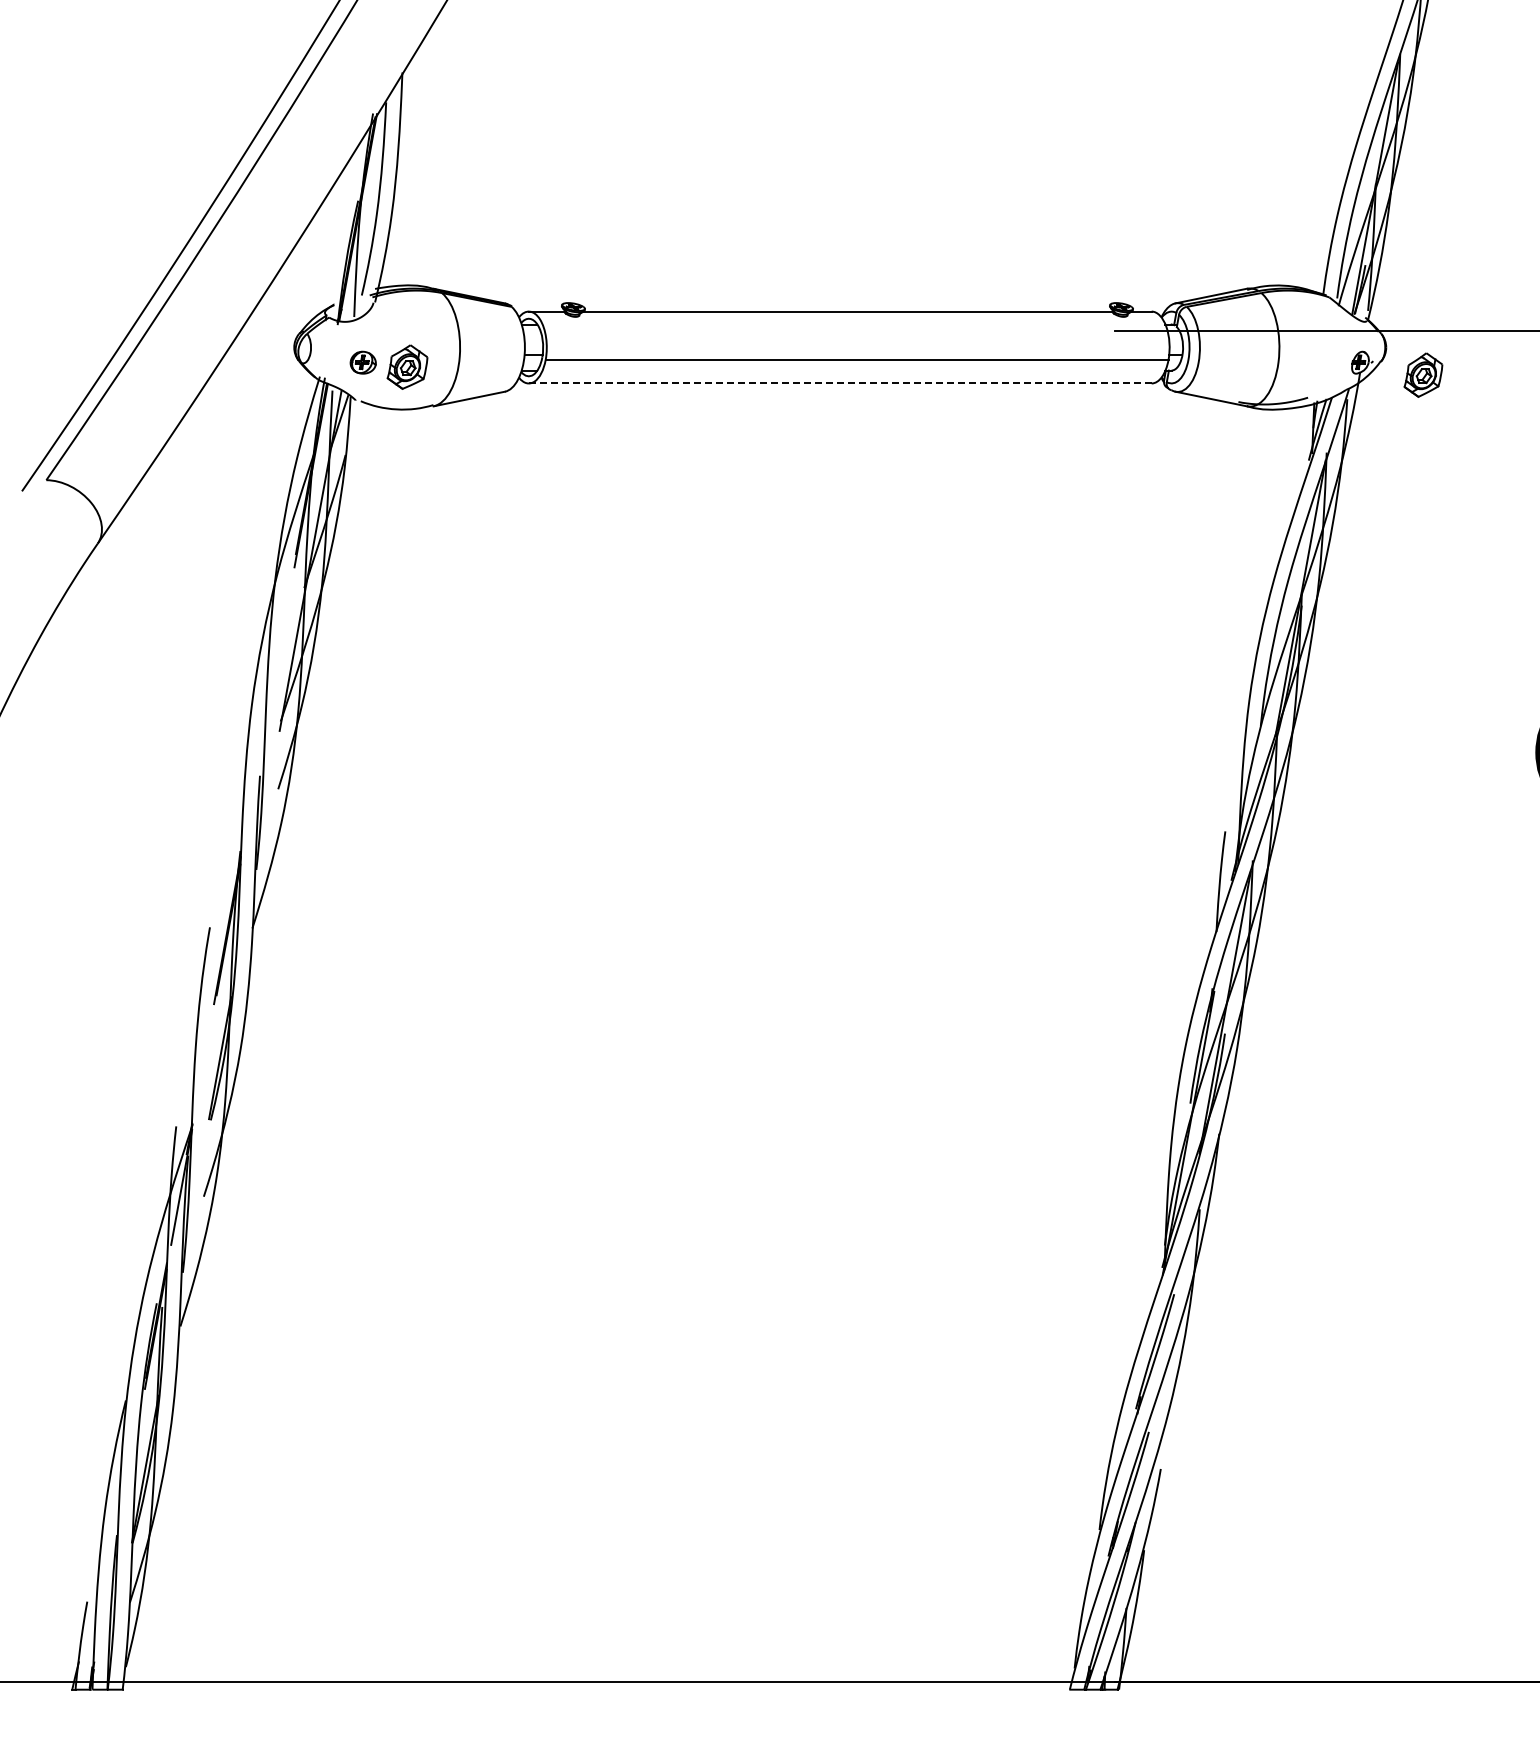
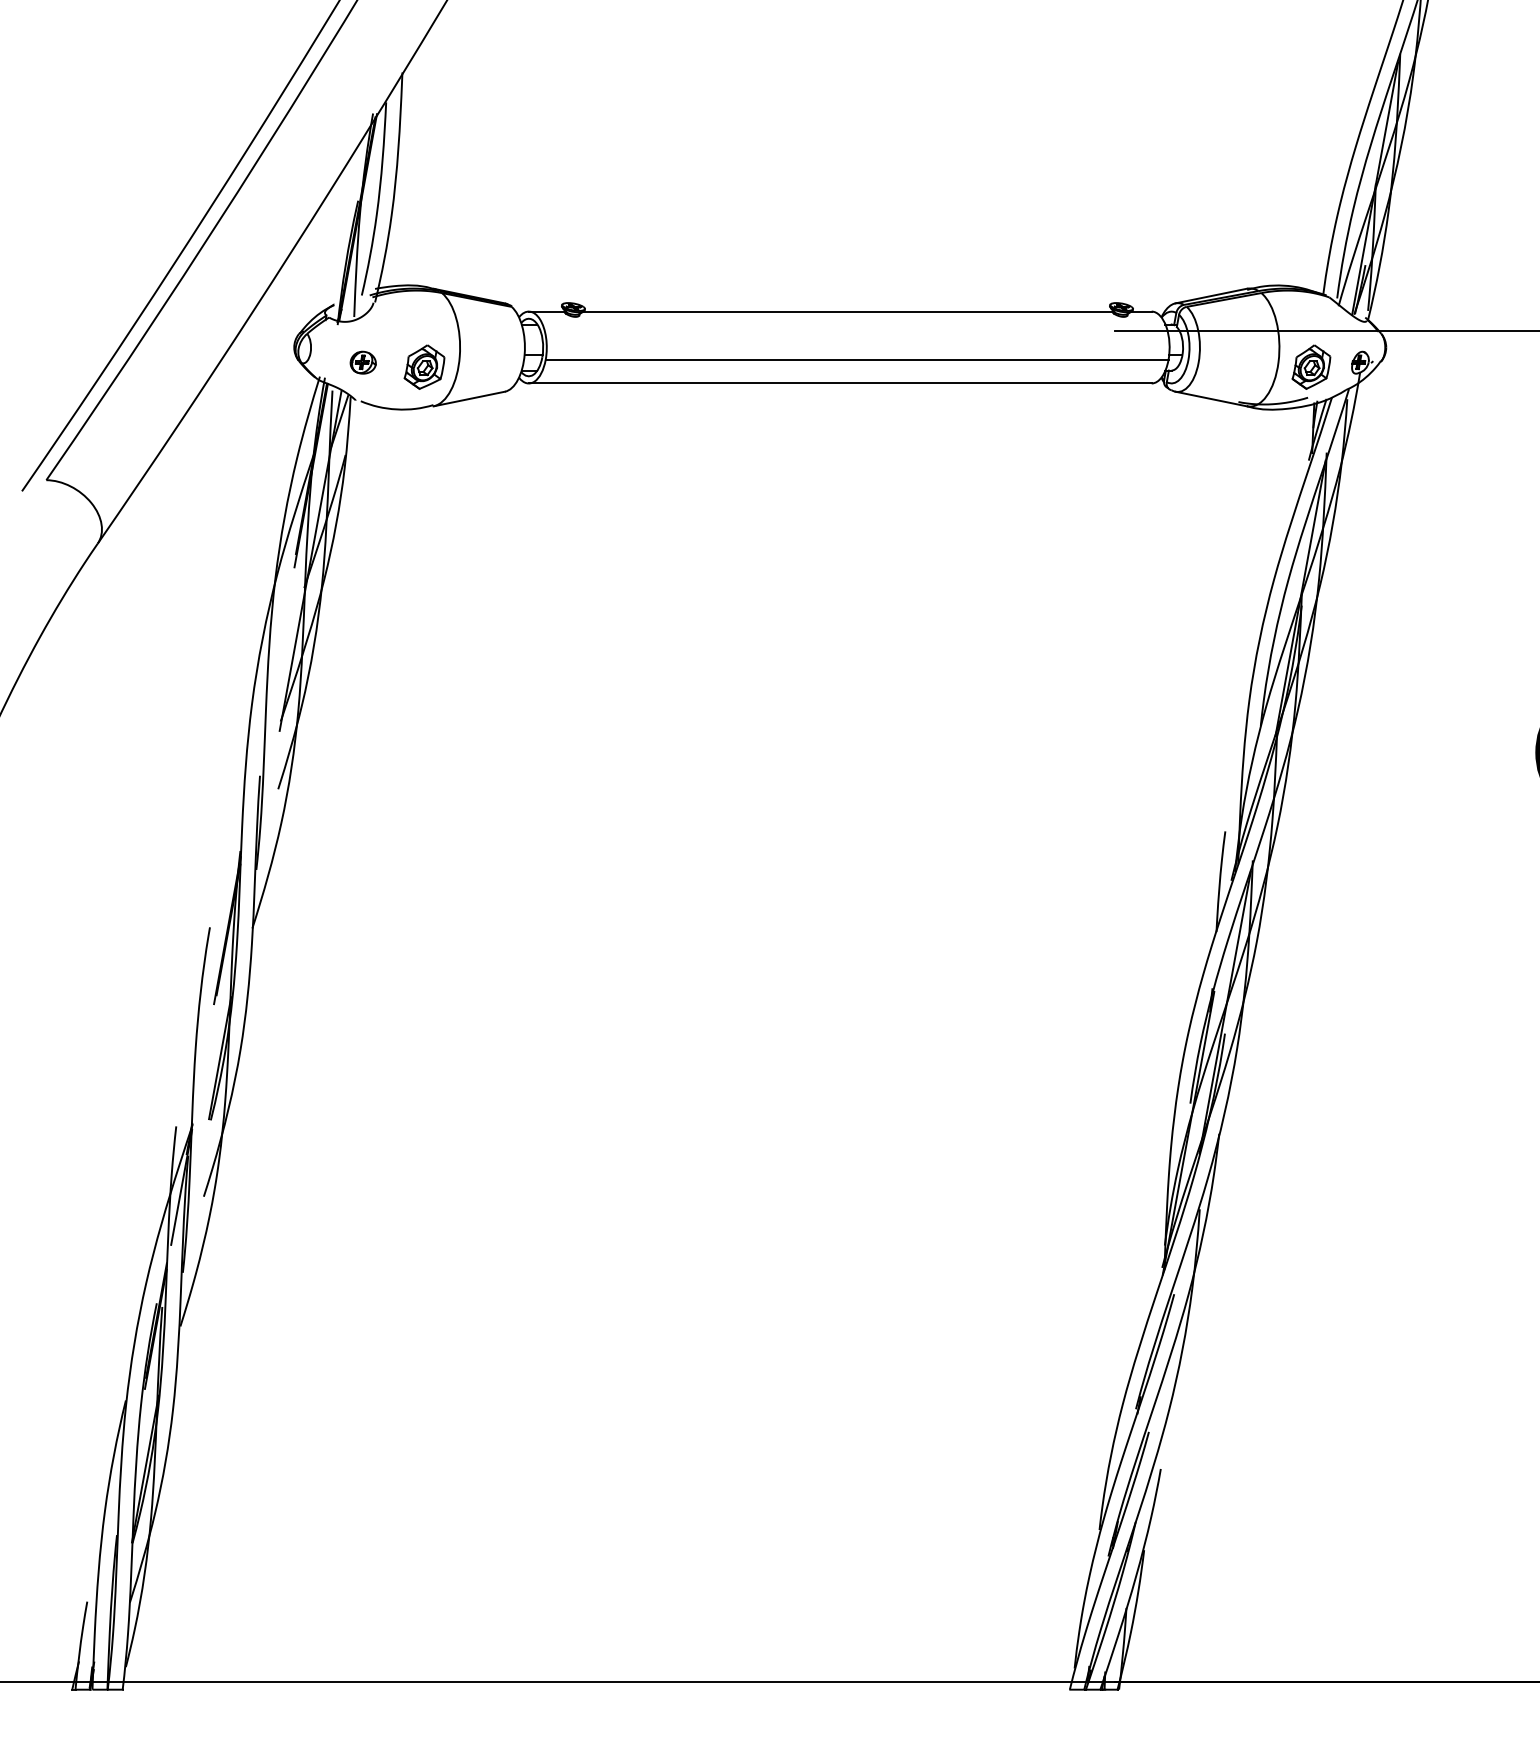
part position: (407, 366) -> (424, 366) (424, 366)
part position: (1423, 374) -> (1311, 366) (1311, 366)
line: dashed -> solid (840, 383)
